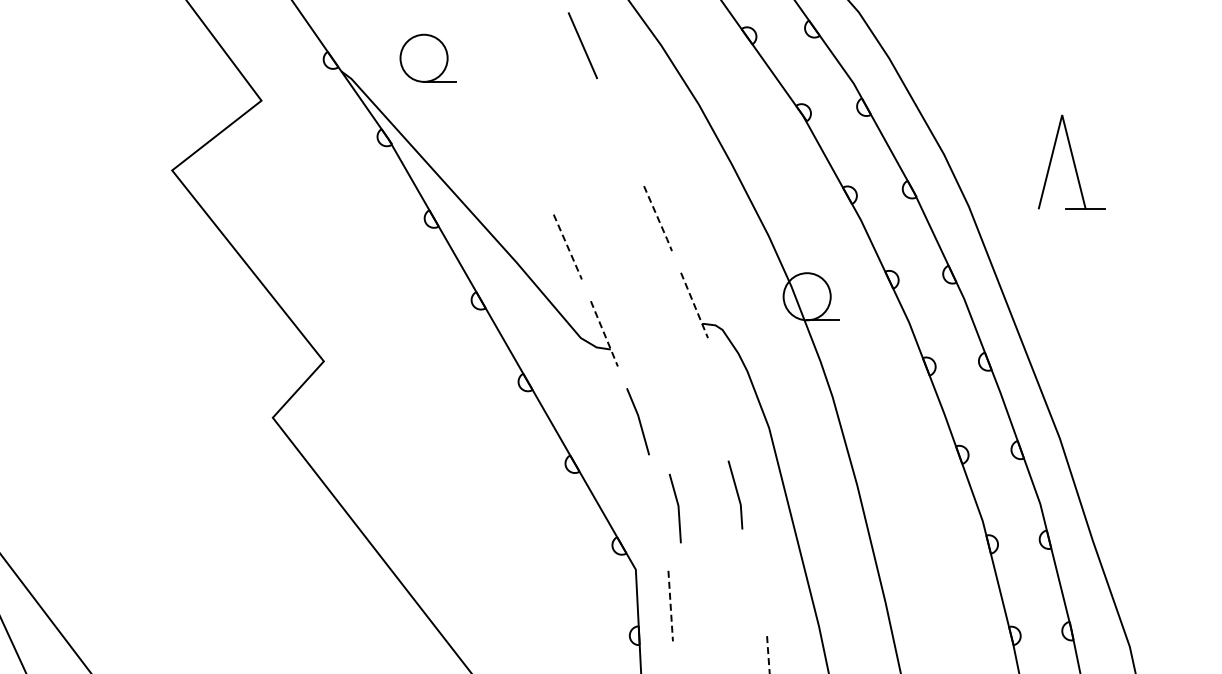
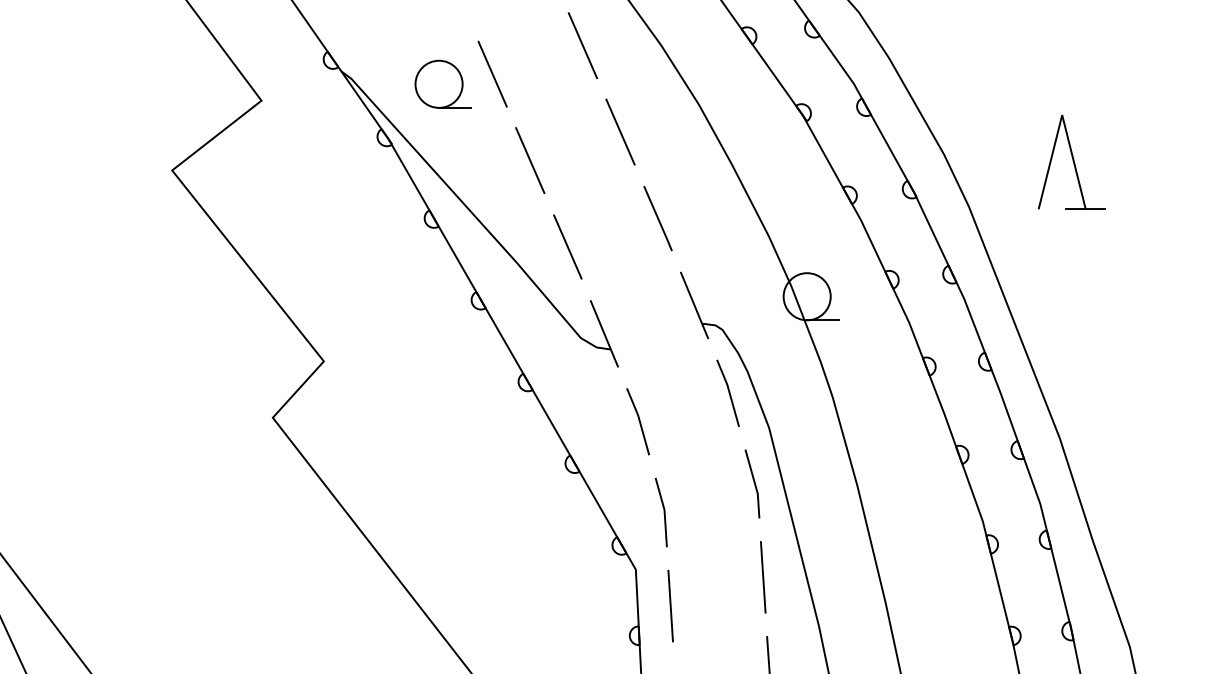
part position: (427, 57) -> (442, 83) (442, 83)
line: none -> present (492, 73)
line: none -> present (620, 131)
line: none -> present (530, 160)
line: dashed -> solid (658, 219)
line: dashed -> solid (568, 247)
line: dashed -> solid (694, 305)
line: dashed -> solid (604, 334)
line: none -> present (728, 392)
line position: (736, 493) -> (753, 482) (753, 482)
line position: (677, 508) -> (663, 512) (663, 512)
line: none -> present (762, 577)
line: dashed -> solid (670, 606)
line: dashed -> solid (768, 654)
